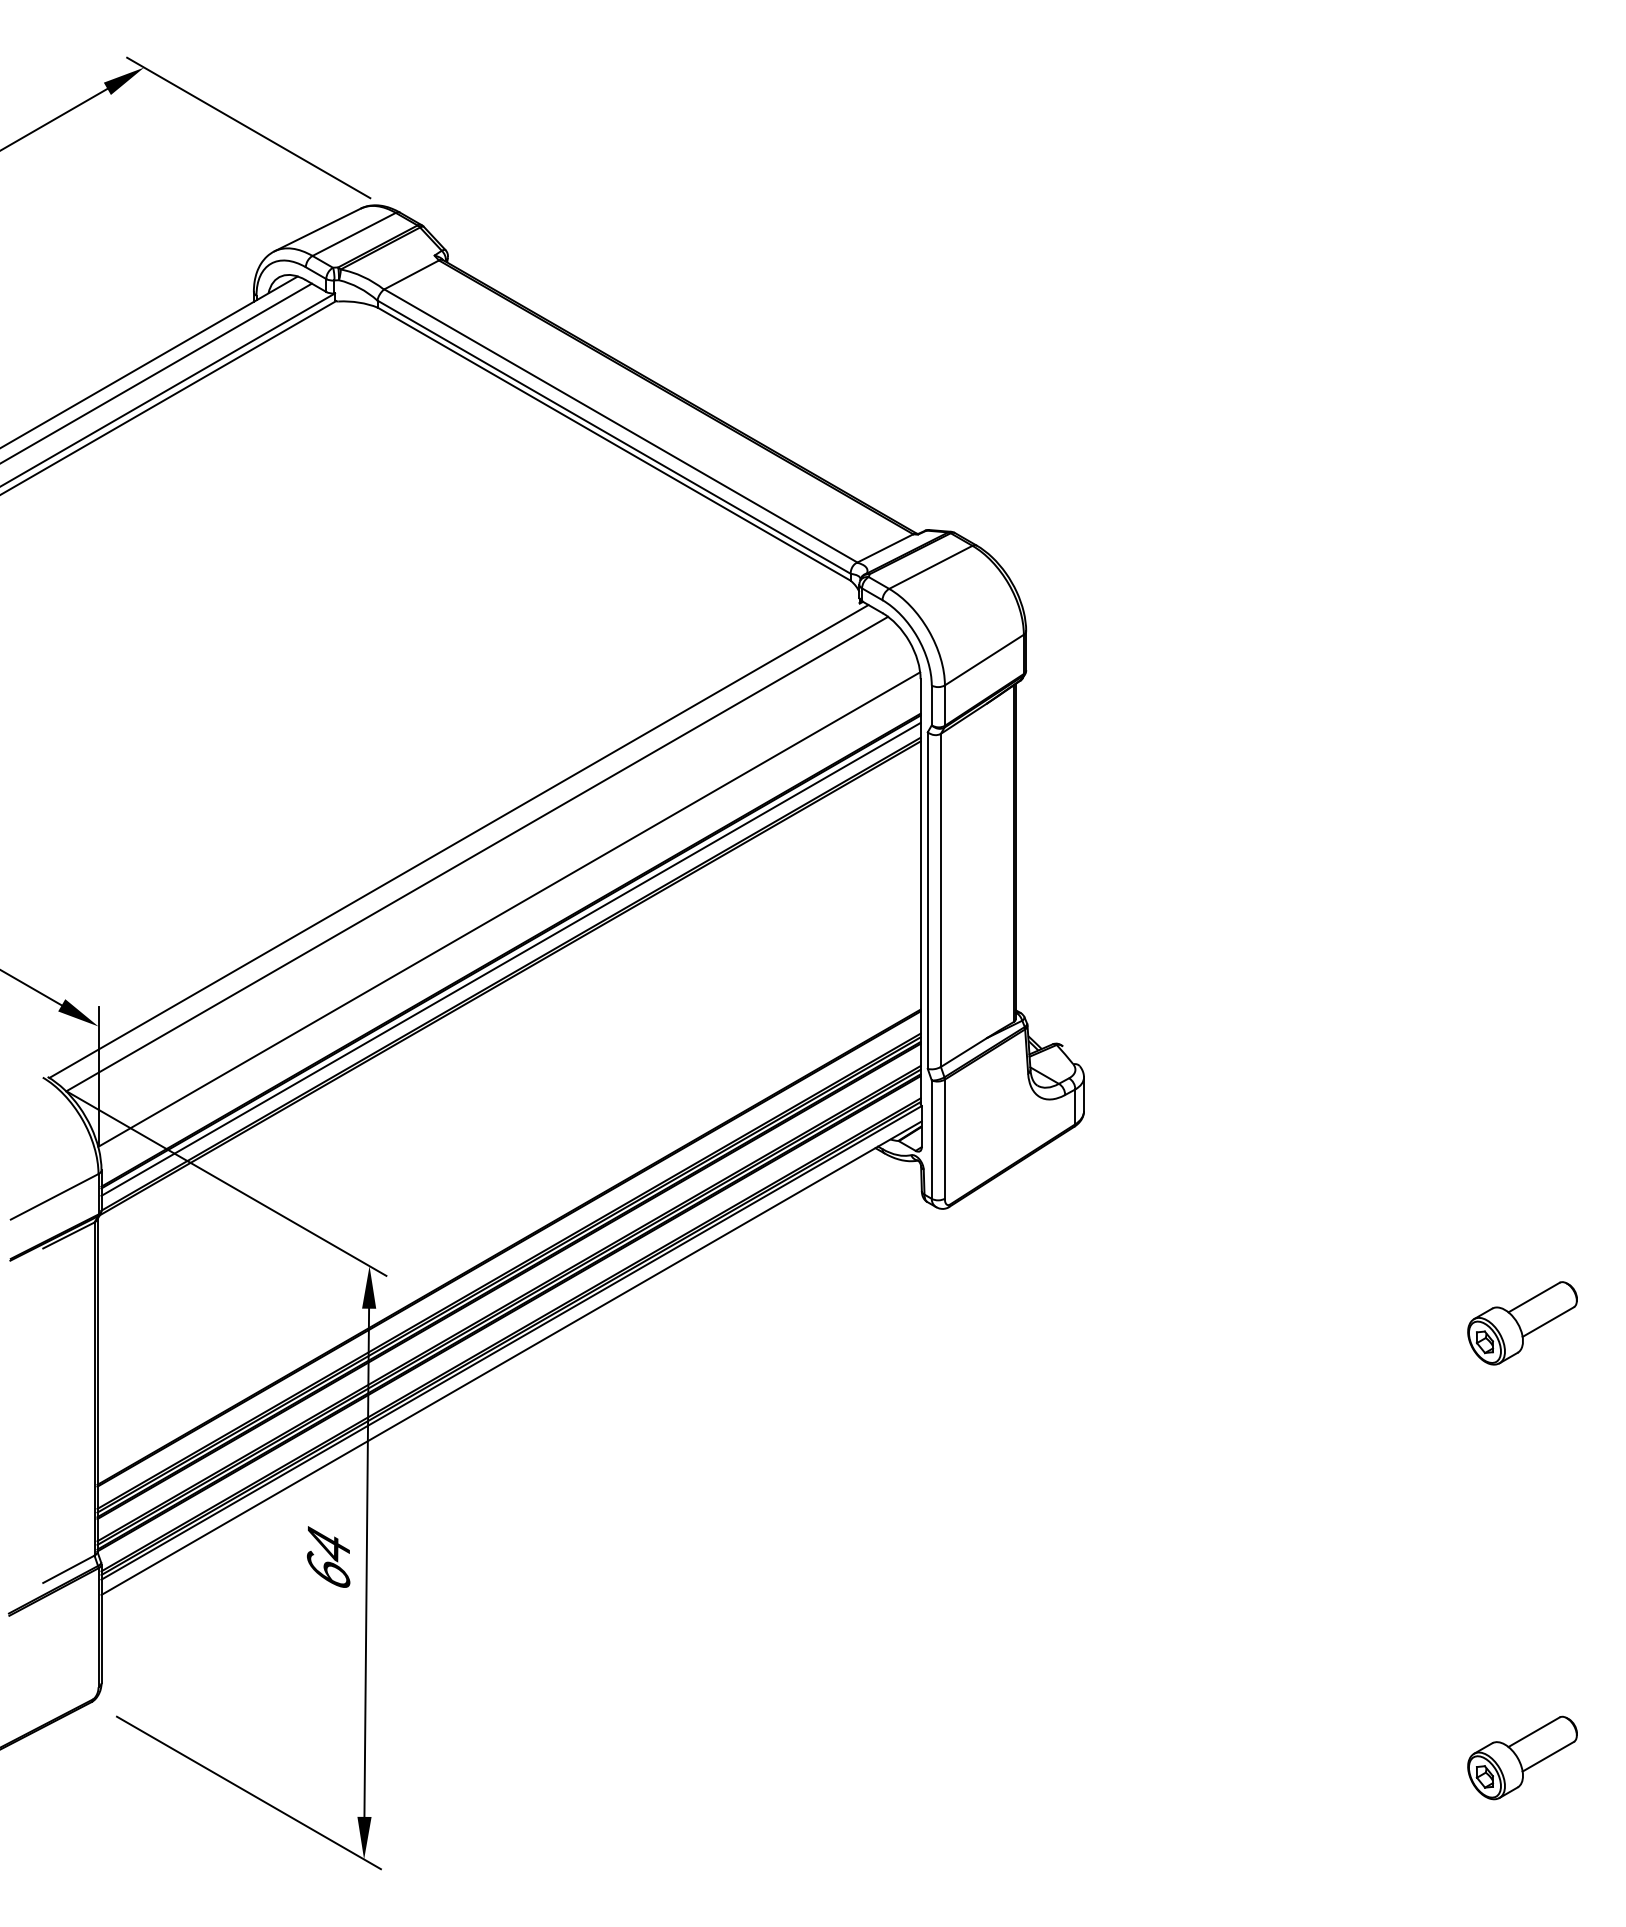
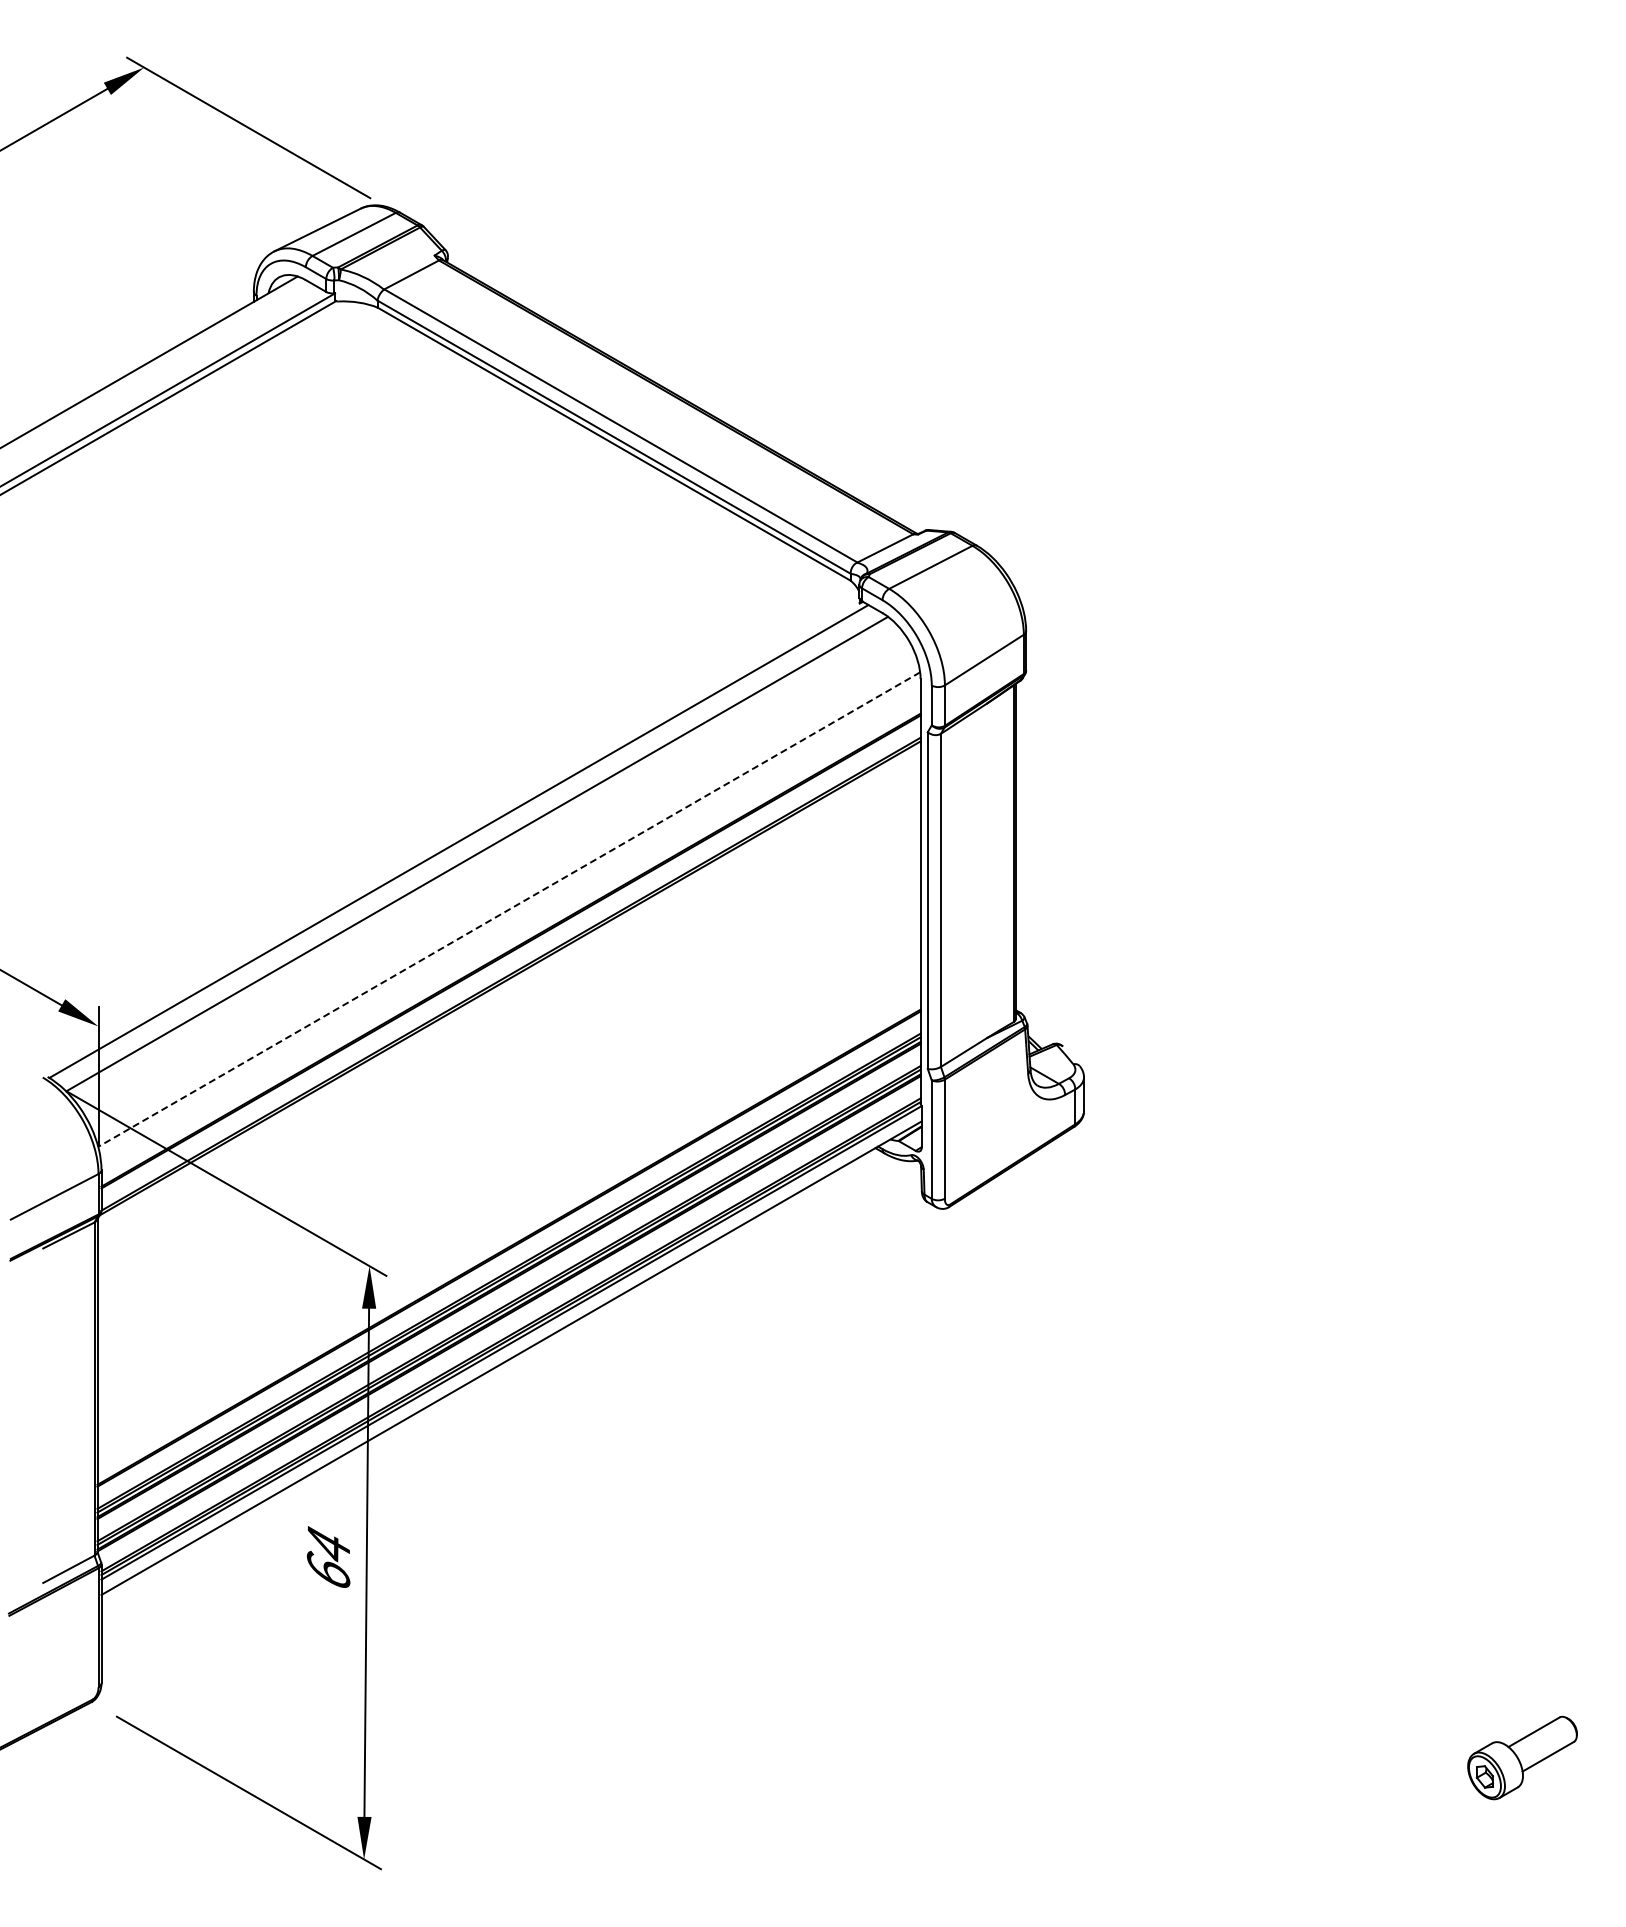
line: present -> none (156, 372)
line: solid -> dashed (509, 909)
line: present -> none (510, 958)
part: present -> none (1522, 1323)
